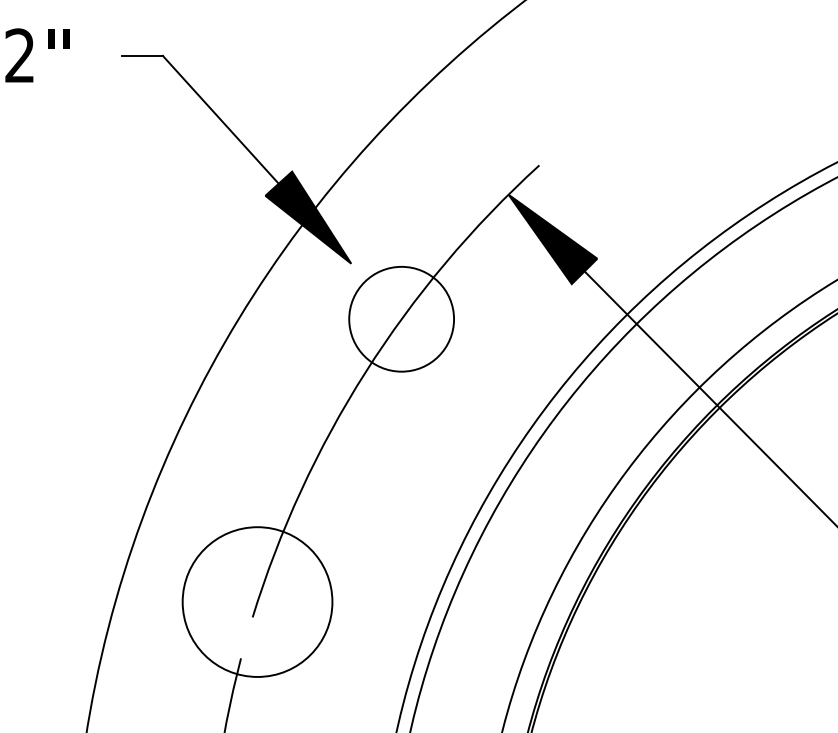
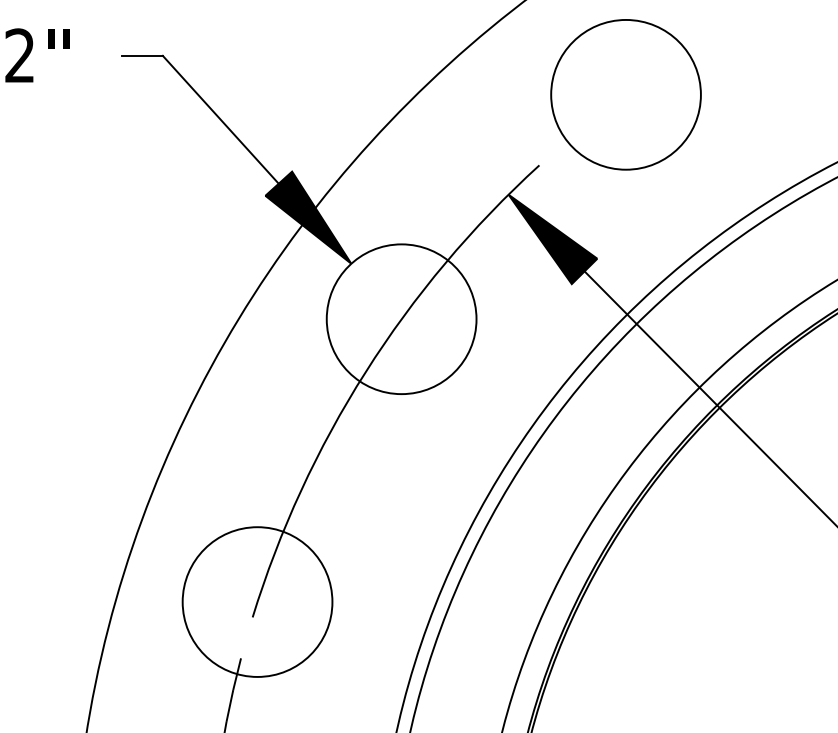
circle: none -> present (625, 94)
circle diameter: 105 px -> 150 px (401, 319)
